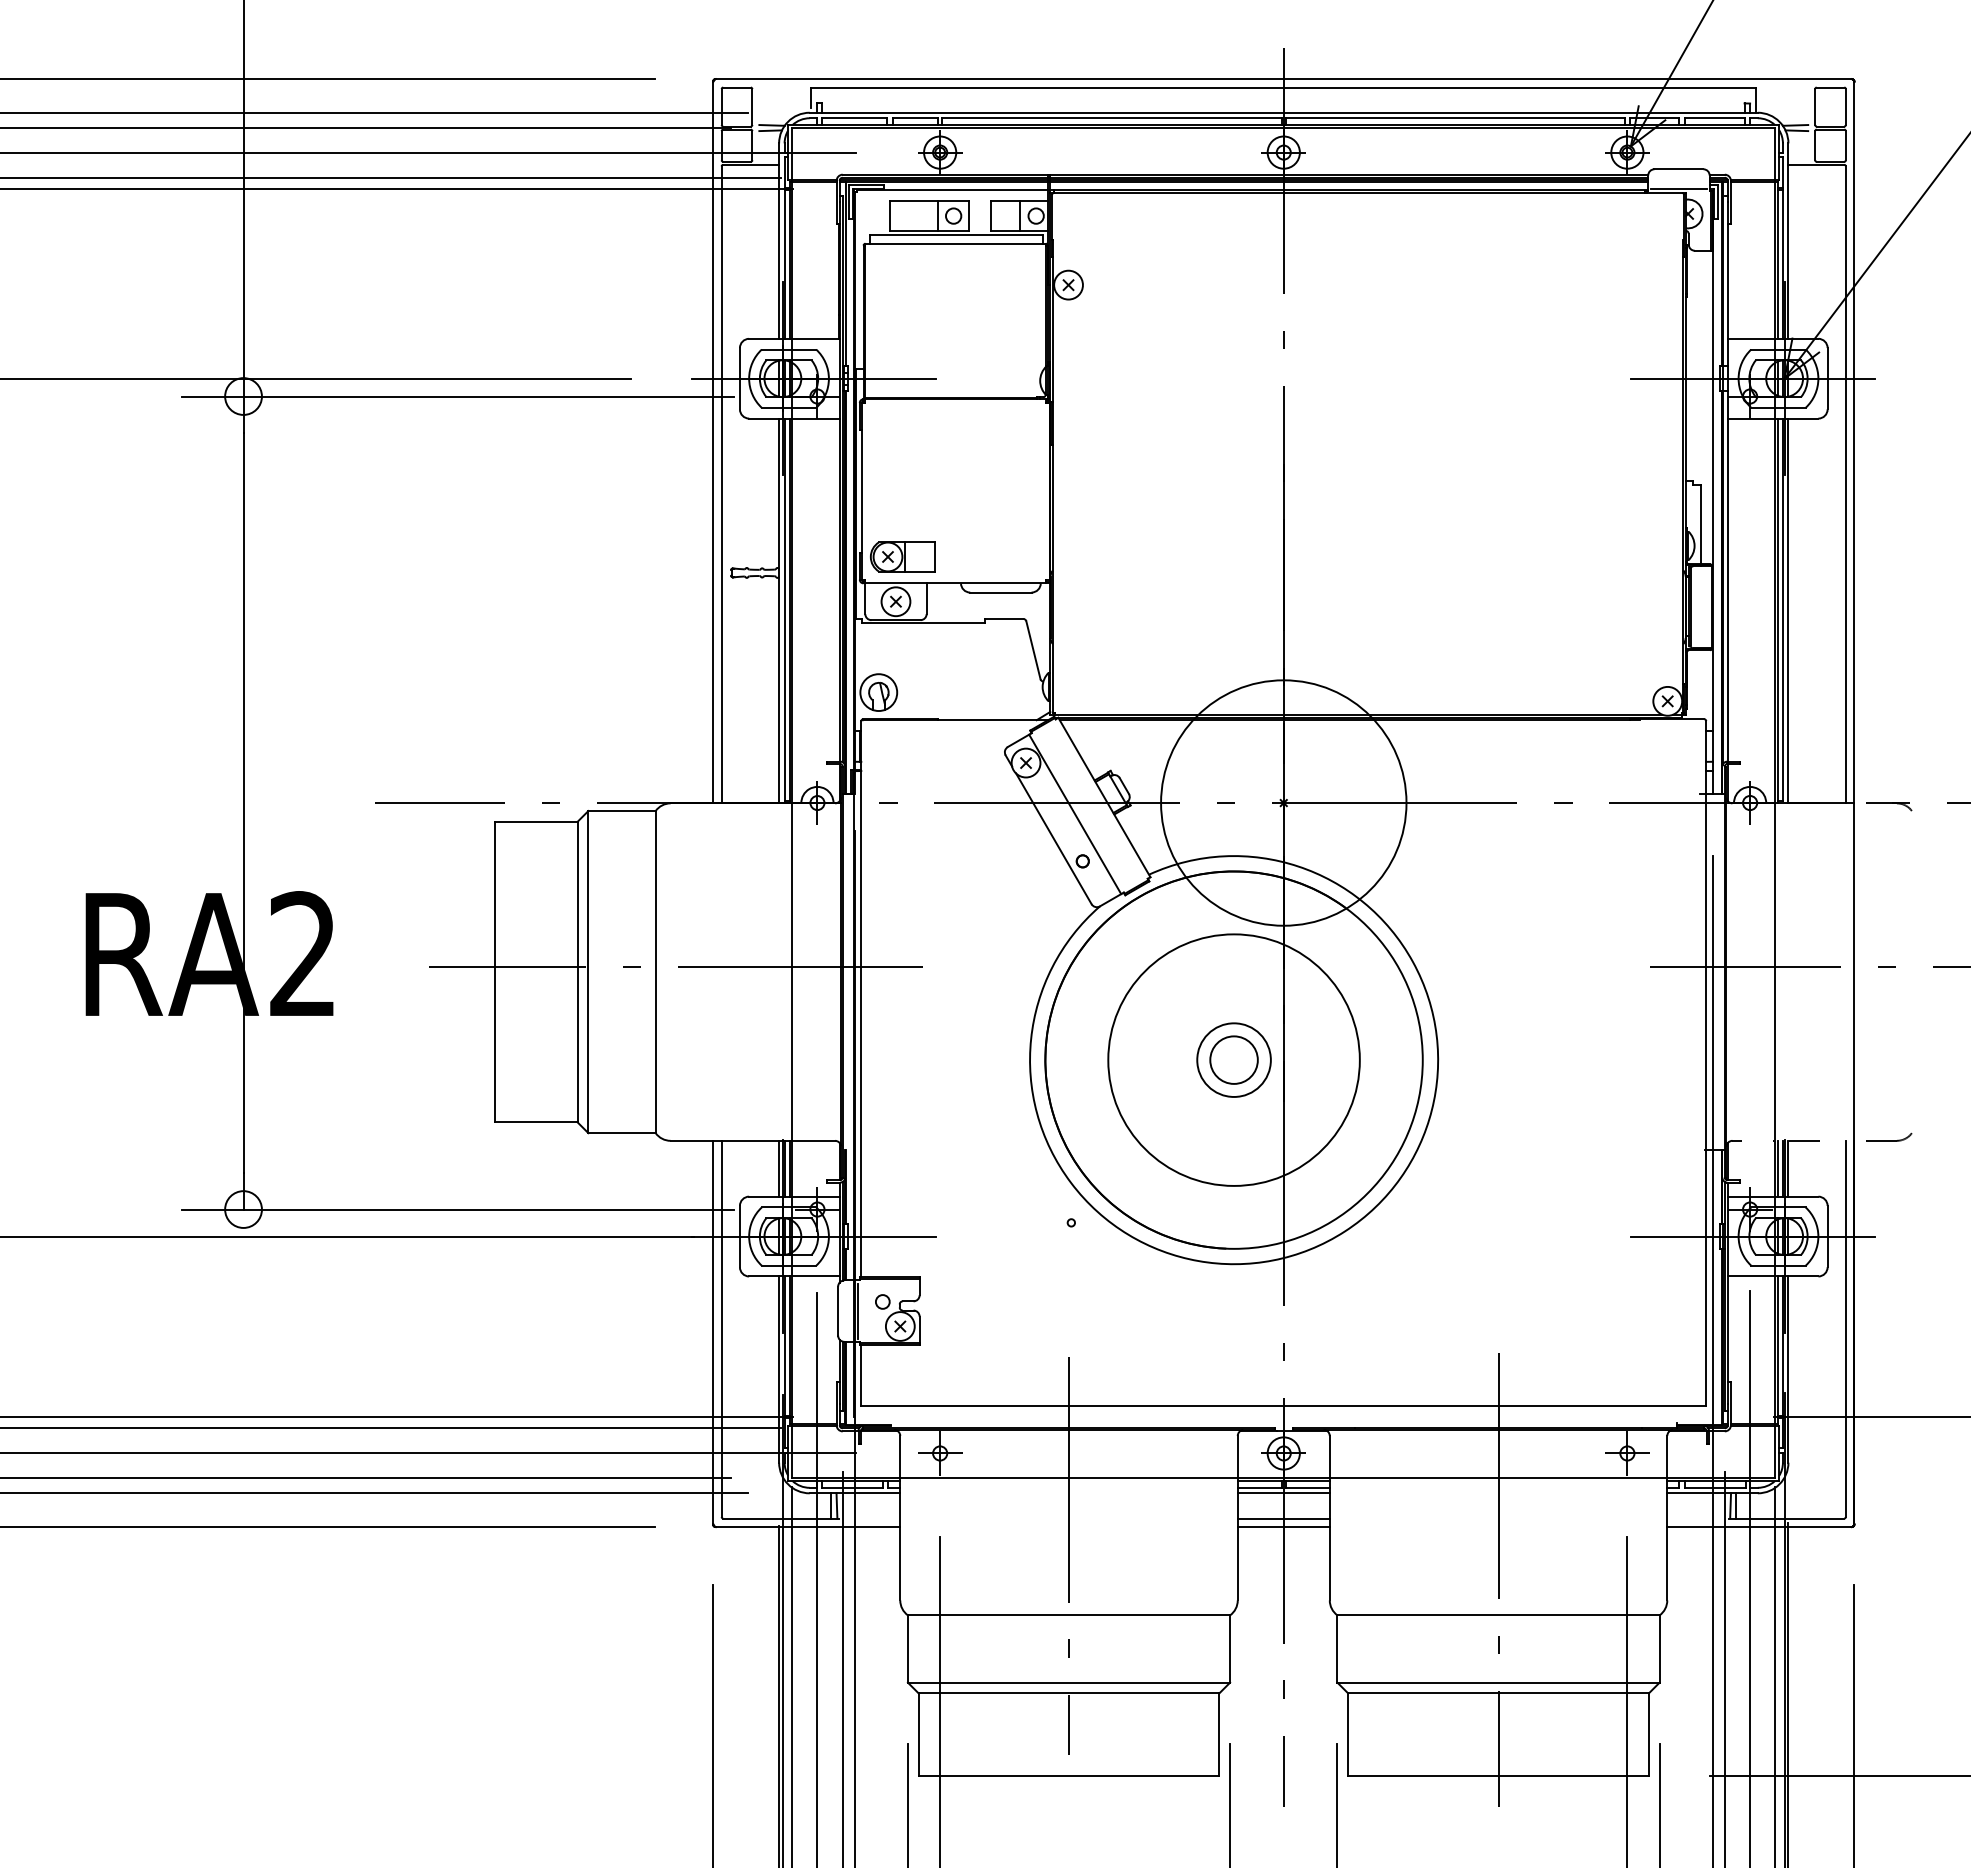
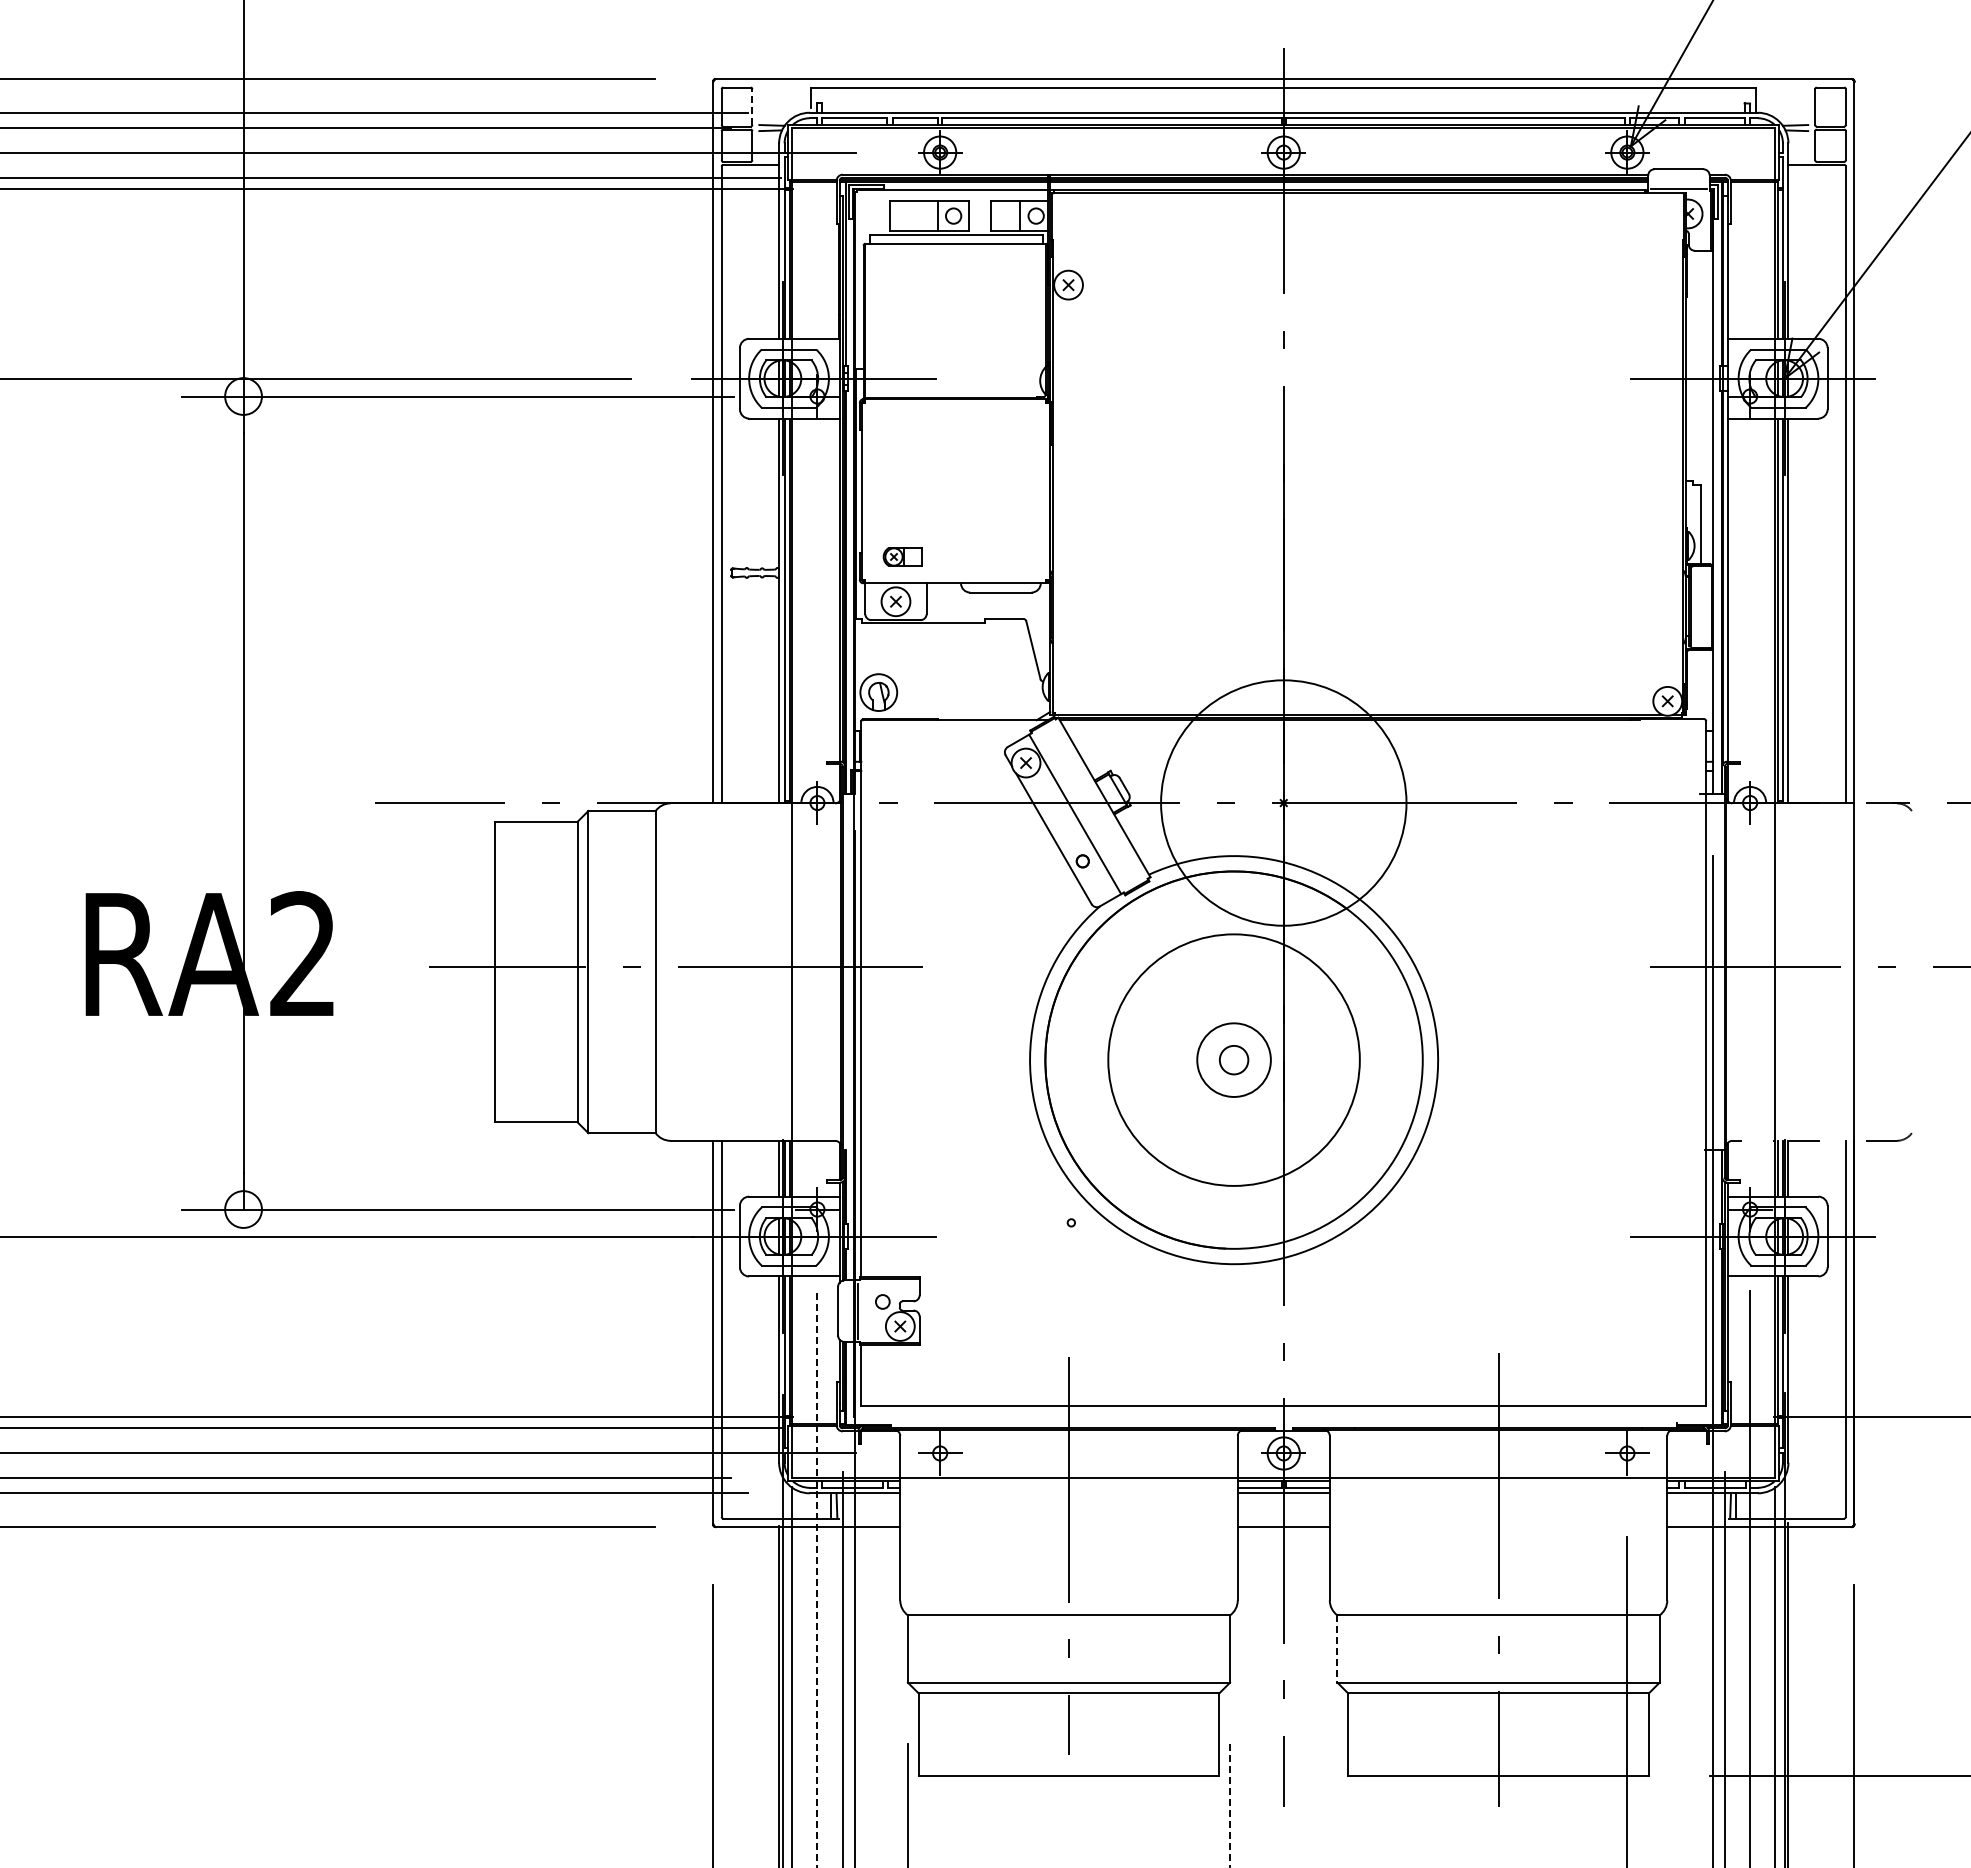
line: solid -> dashed (752, 107)
part size: 66x32 px -> 41x20 px (902, 556)
circle diameter: 48 px -> 29 px (1233, 1059)
line: present -> none (1283, 1518)
line: solid -> dashed (817, 1580)
line: solid -> dashed (1337, 1649)
line: present -> none (940, 1700)
line: present -> none (1337, 1804)
line: present -> none (1659, 1804)
line: solid -> dashed (1230, 1806)
